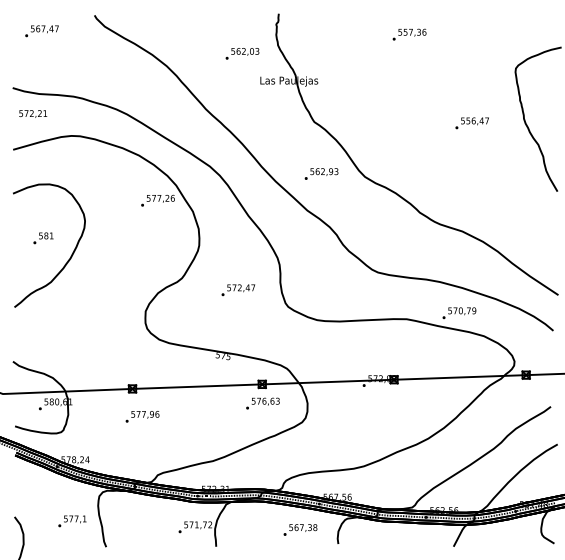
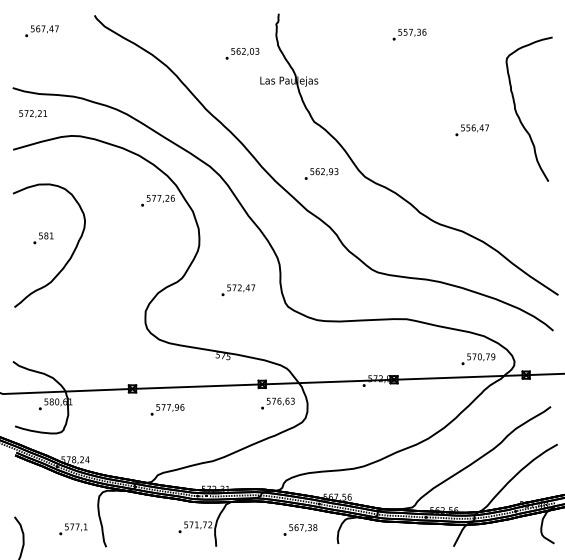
text position: (471, 123) -> (471, 130) (471, 130)
curve position: (527, 124) -> (518, 114) (518, 114)
text position: (459, 313) -> (478, 359) (478, 359)
text position: (262, 403) -> (277, 403) (277, 403)
text position: (142, 416) -> (167, 409) (167, 409)
text position: (72, 521) -> (73, 529) (73, 529)
